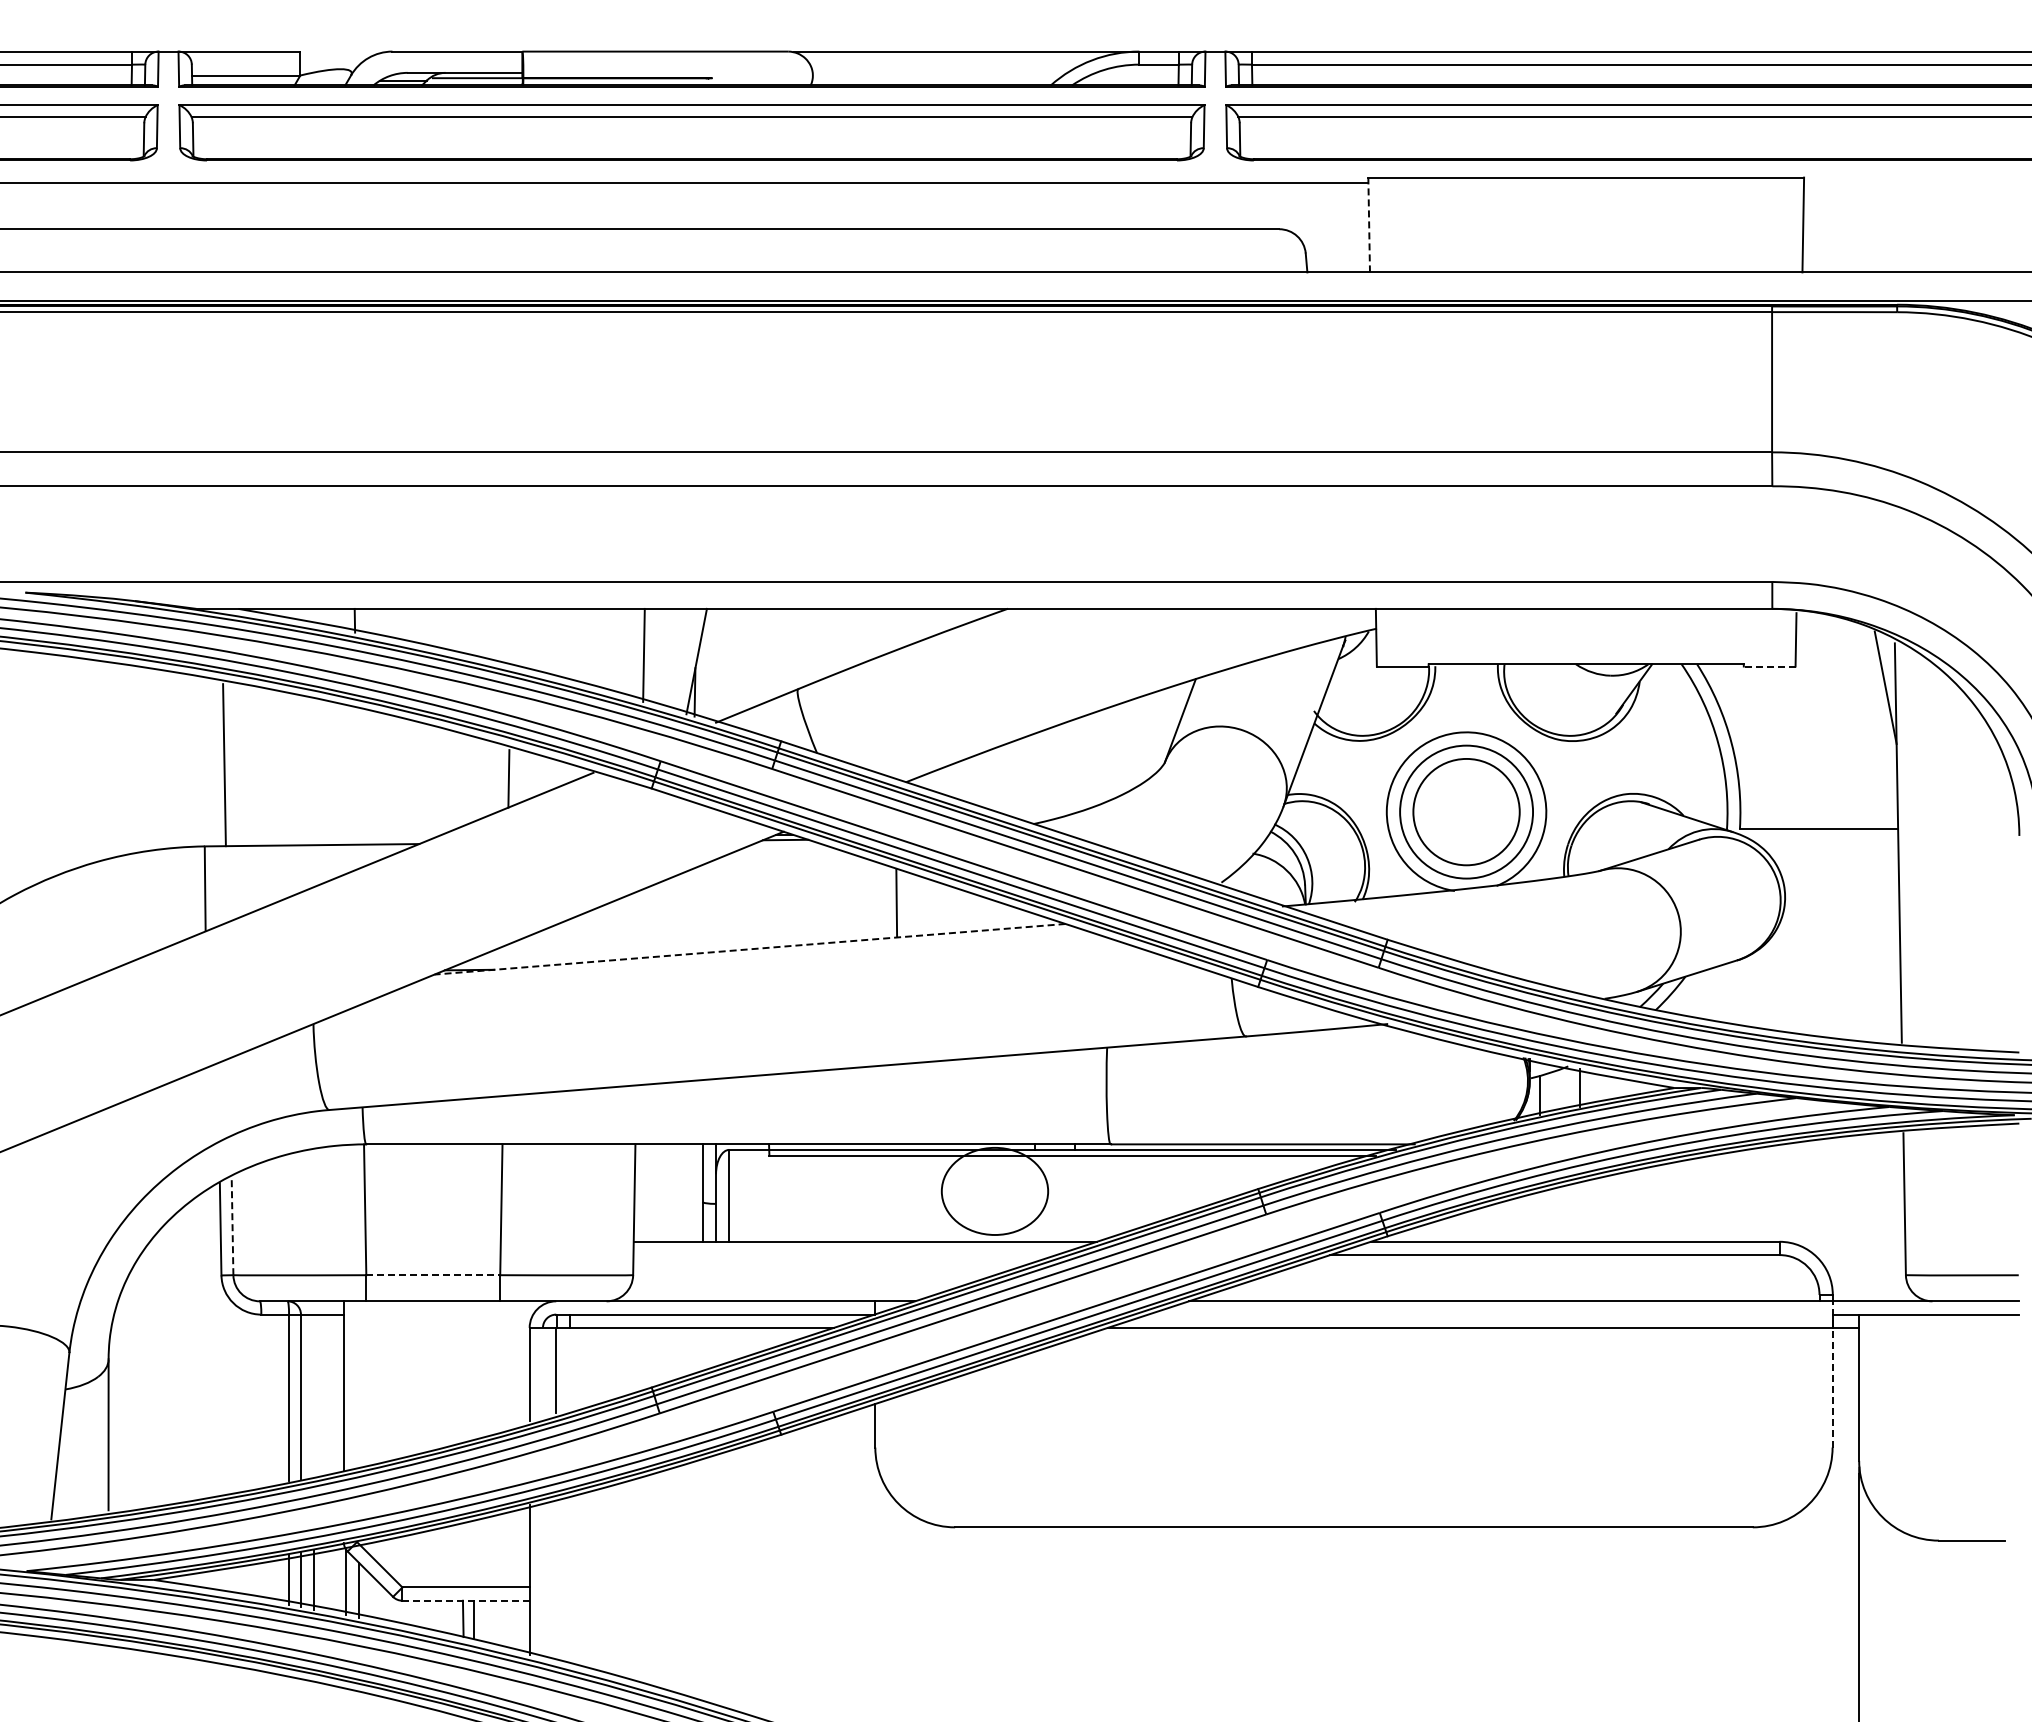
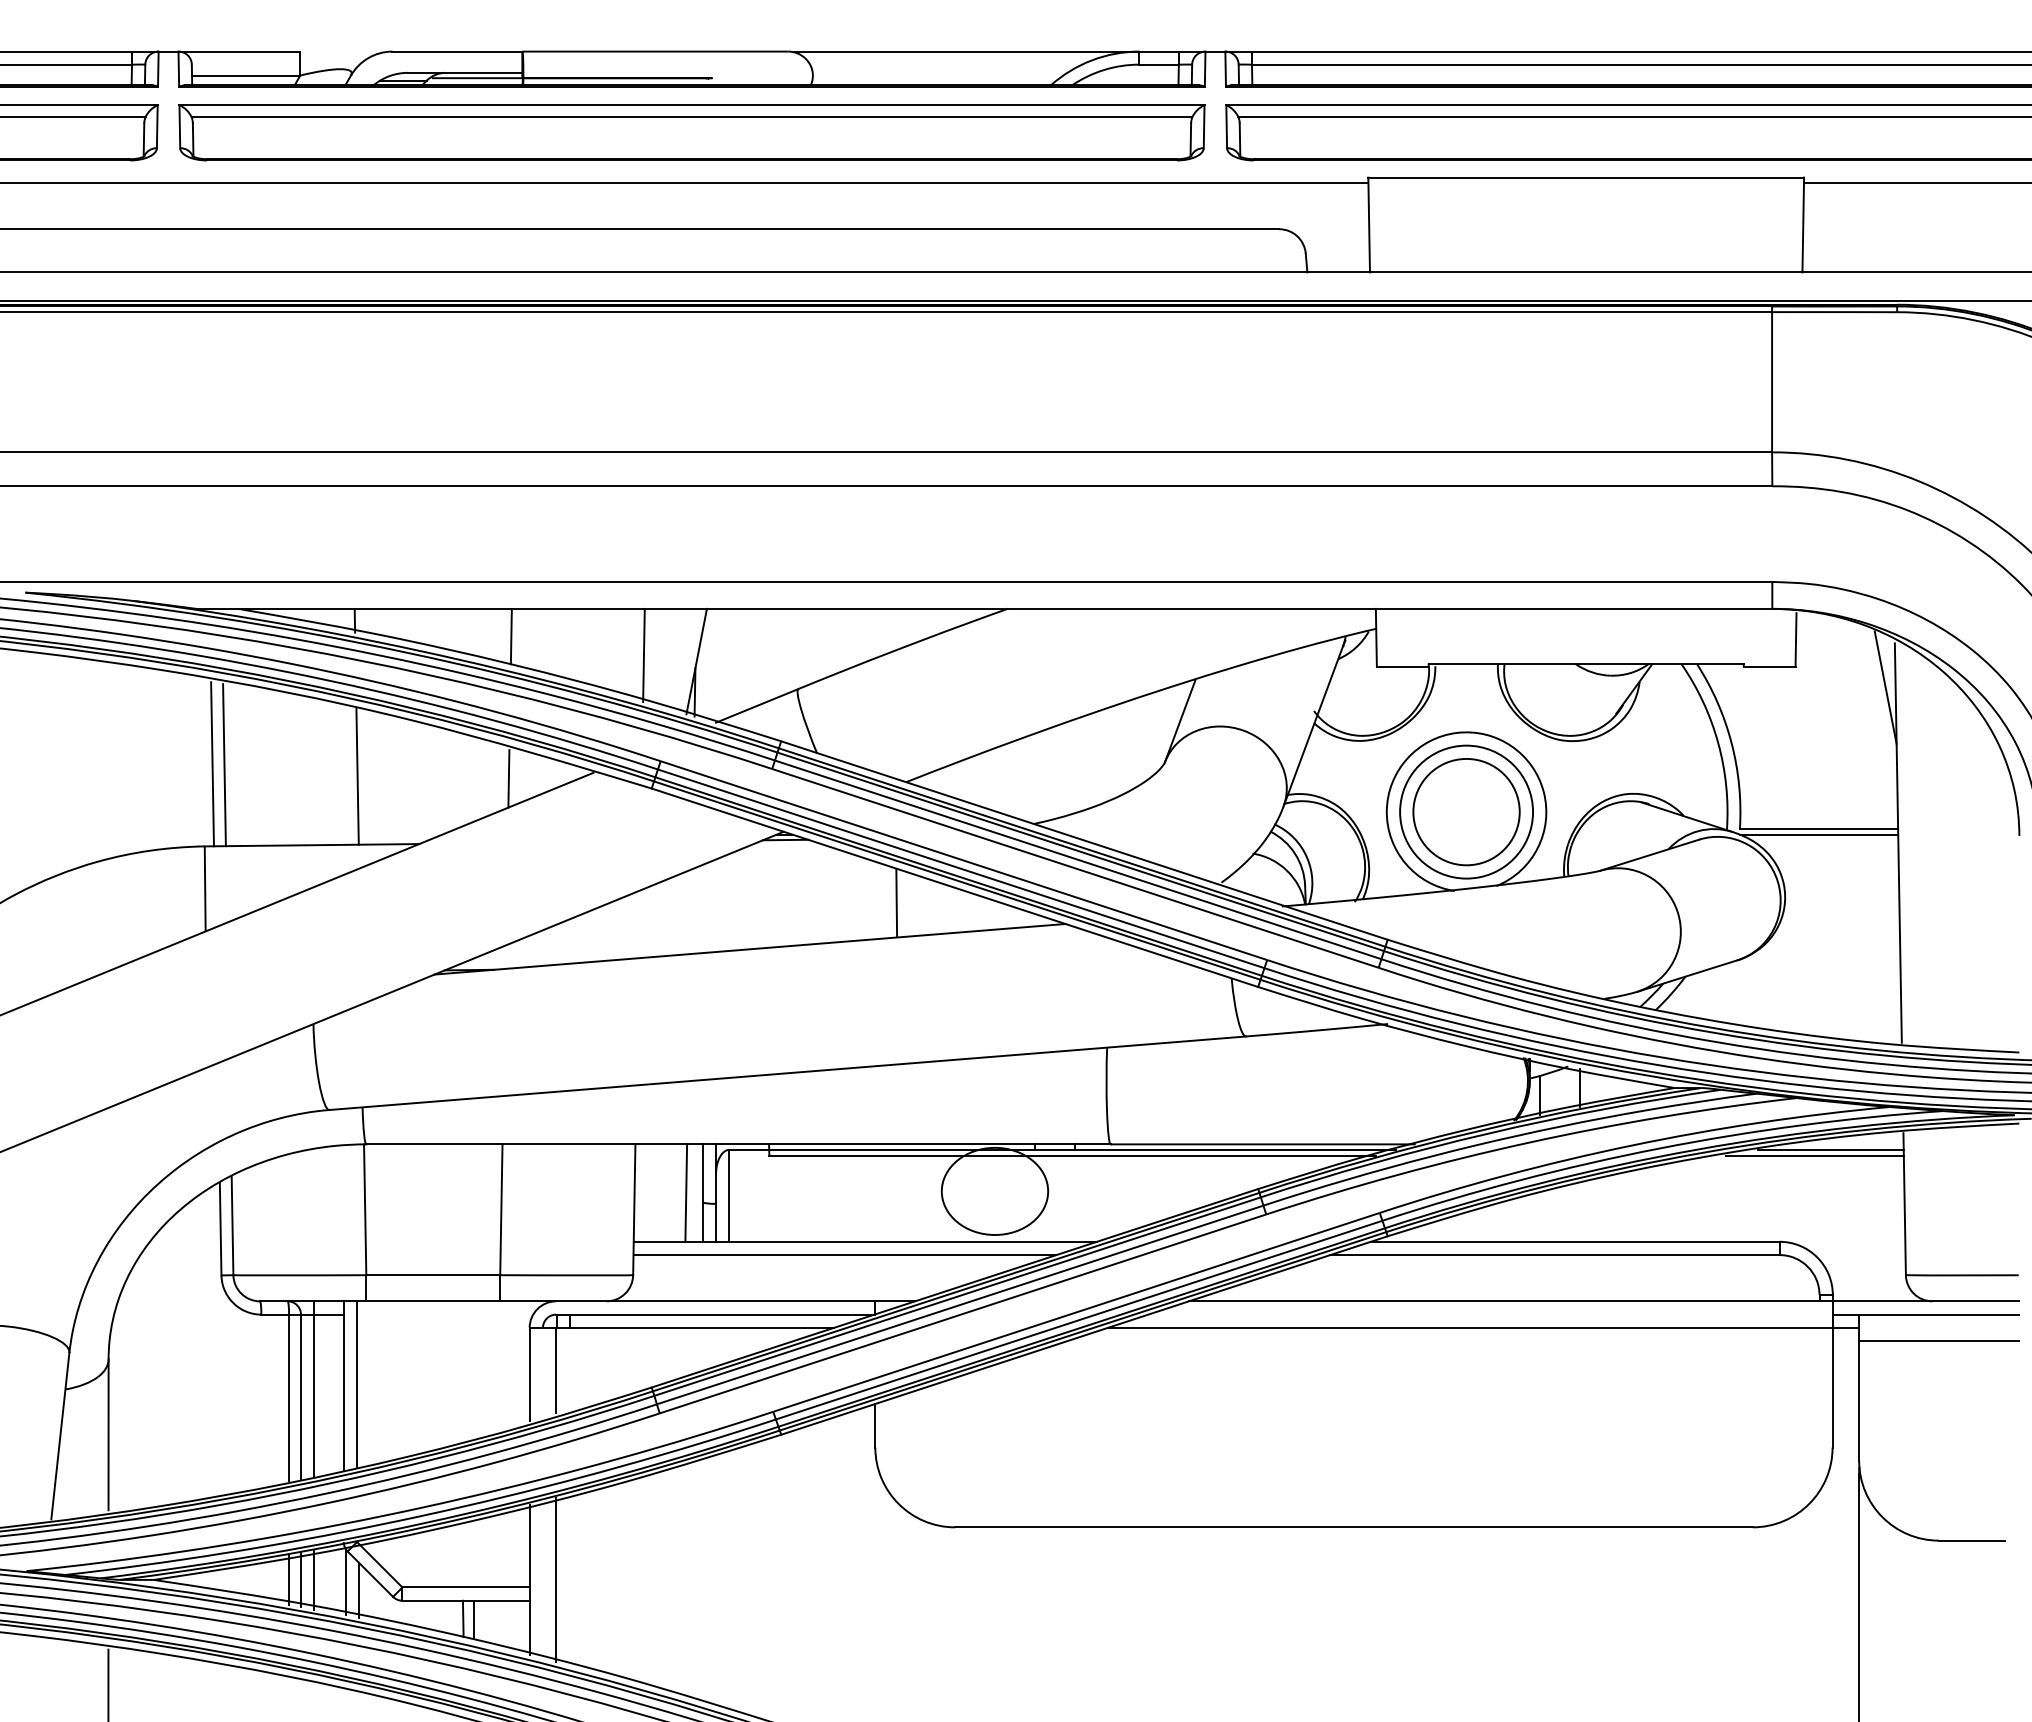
line: none -> present (1915, 183)
line: dashed -> solid (1369, 224)
line: none -> present (510, 636)
line: dashed -> solid (1769, 666)
line: none -> present (212, 764)
line: none -> present (357, 776)
line: none -> present (1819, 834)
line: dashed -> solid (750, 949)
line: none -> present (1830, 1149)
line: none -> present (1814, 1155)
line: none -> present (686, 1192)
line: dashed -> solid (232, 1225)
line: none -> present (844, 1255)
line: dashed -> solid (433, 1275)
line: none -> present (1939, 1341)
line: dashed -> solid (1832, 1373)
line: none -> present (357, 1384)
line: none -> present (314, 1389)
line: none -> present (556, 1579)
line: dashed -> solid (466, 1600)
line: none -> present (108, 1683)
